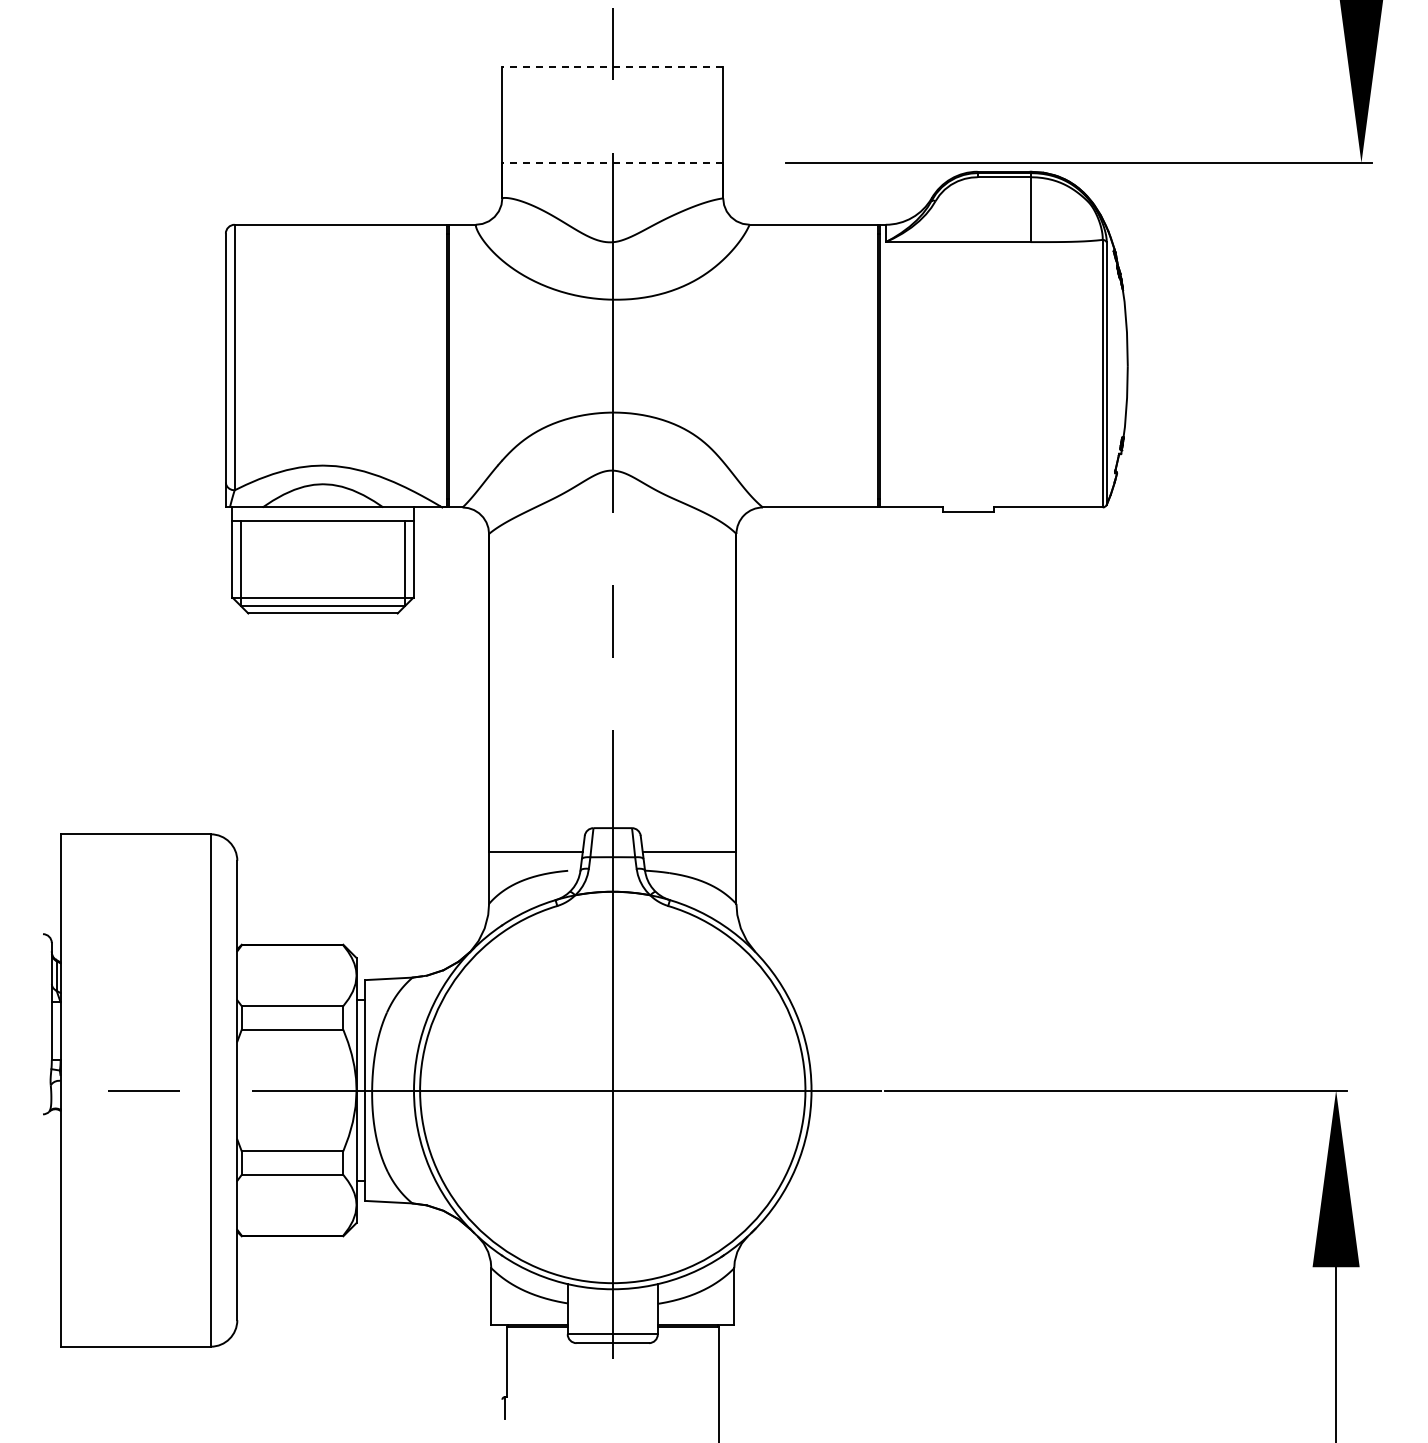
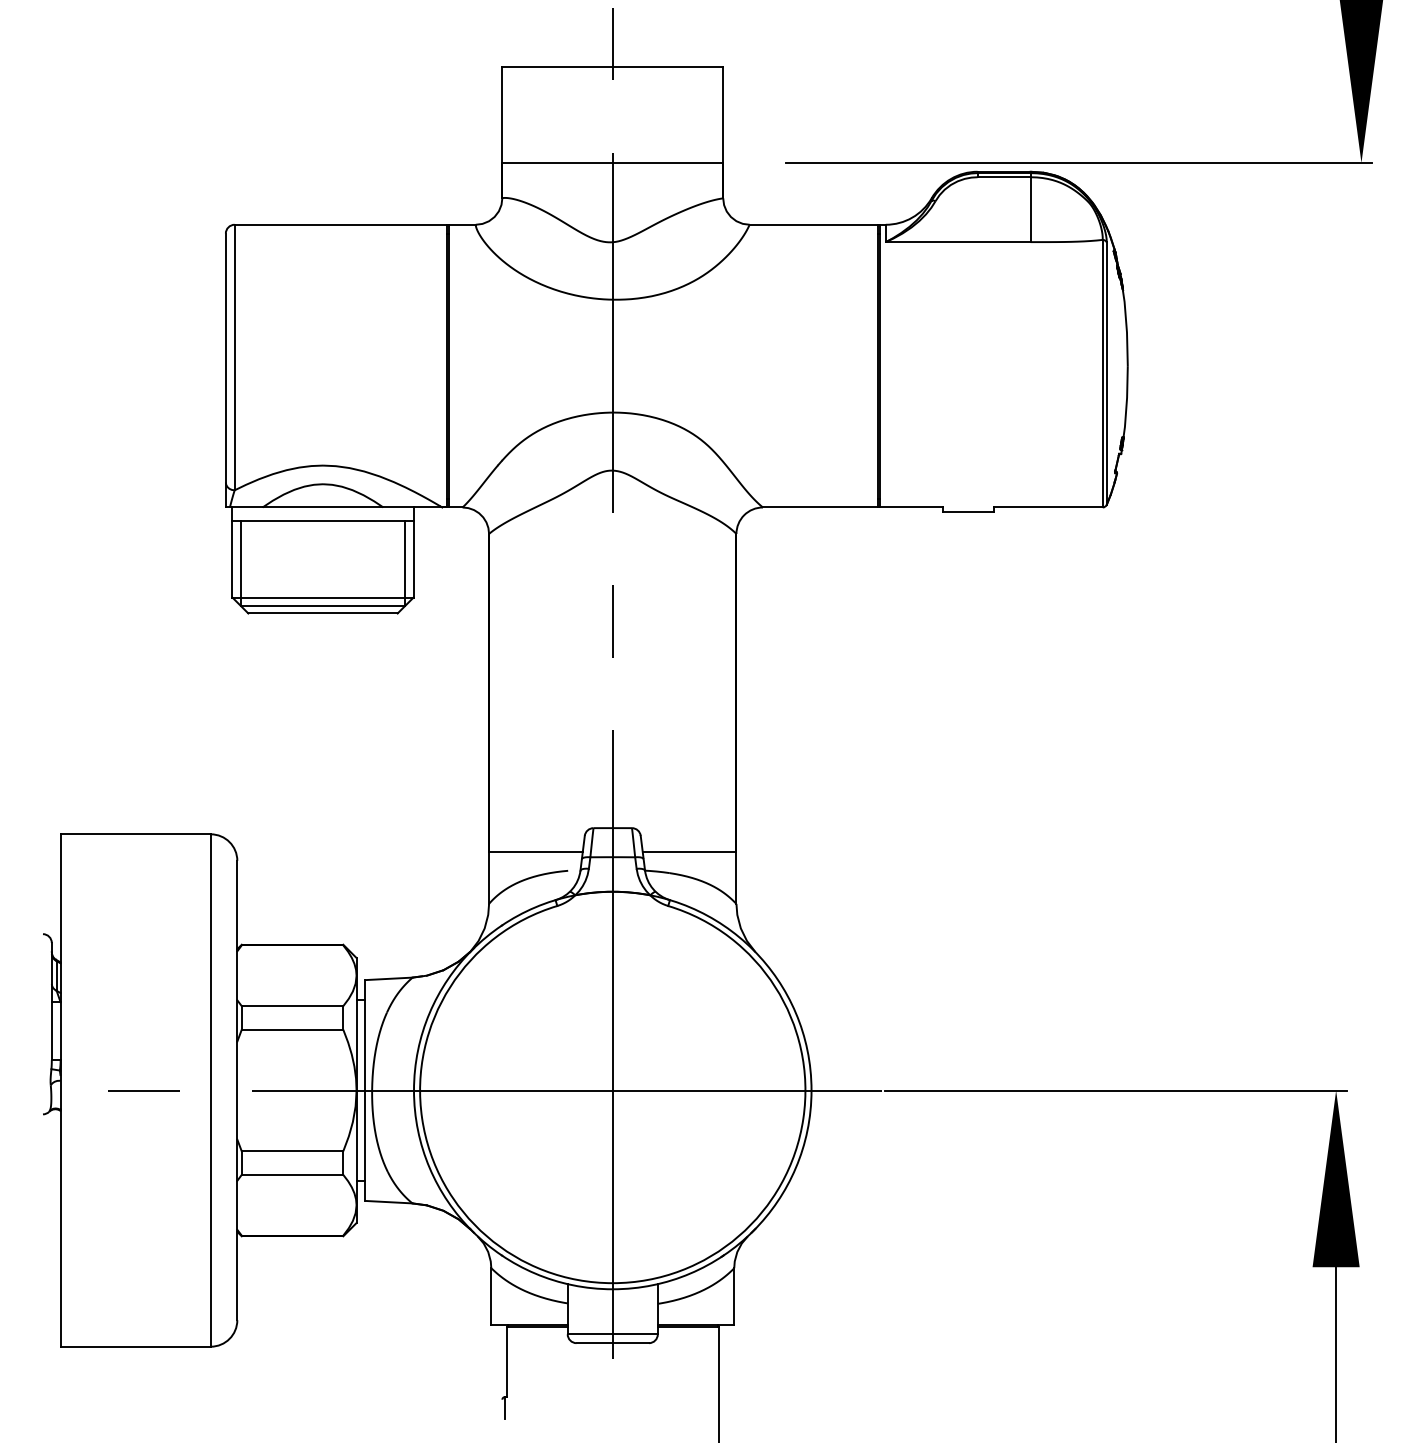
line: dashed -> solid (612, 67)
line: dashed -> solid (612, 162)
